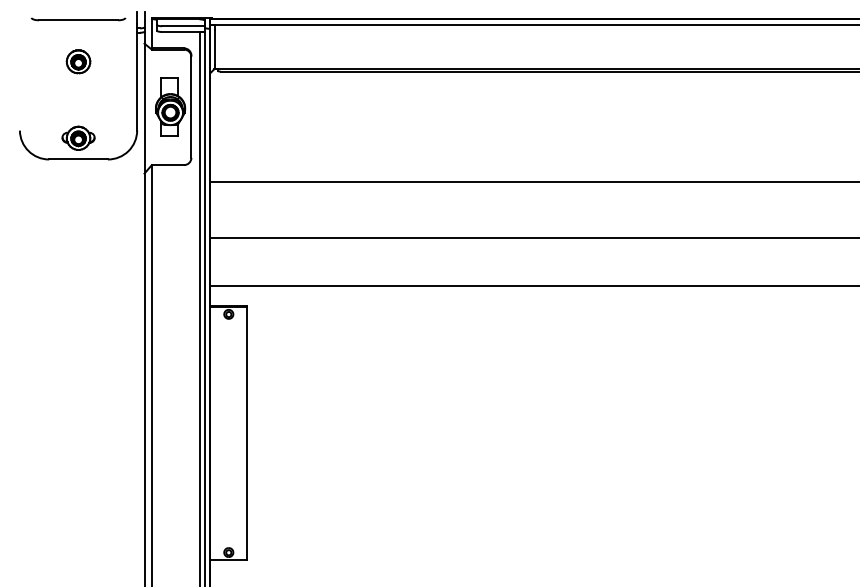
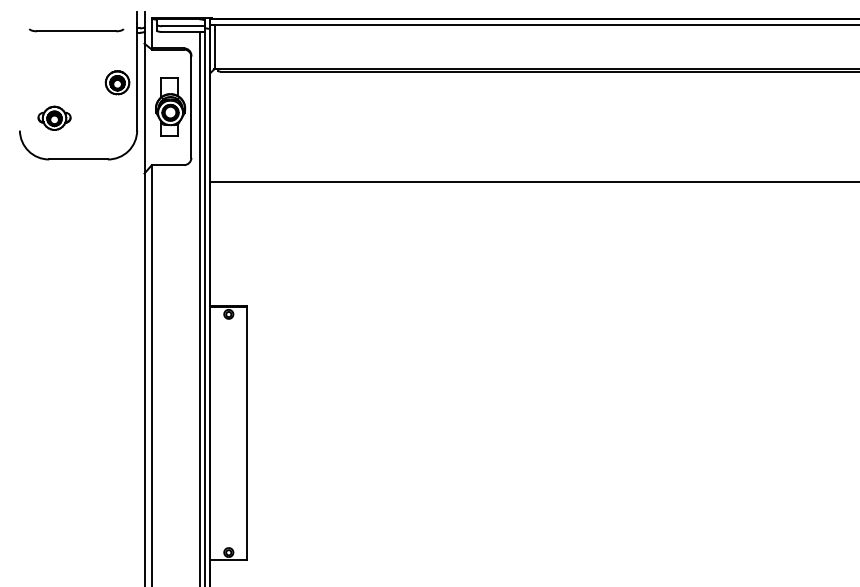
part position: (78, 19) -> (76, 30) (76, 30)
part position: (78, 61) -> (117, 82) (117, 82)
part position: (78, 137) -> (54, 117) (54, 117)
line: present -> none (533, 238)
line: present -> none (533, 286)
